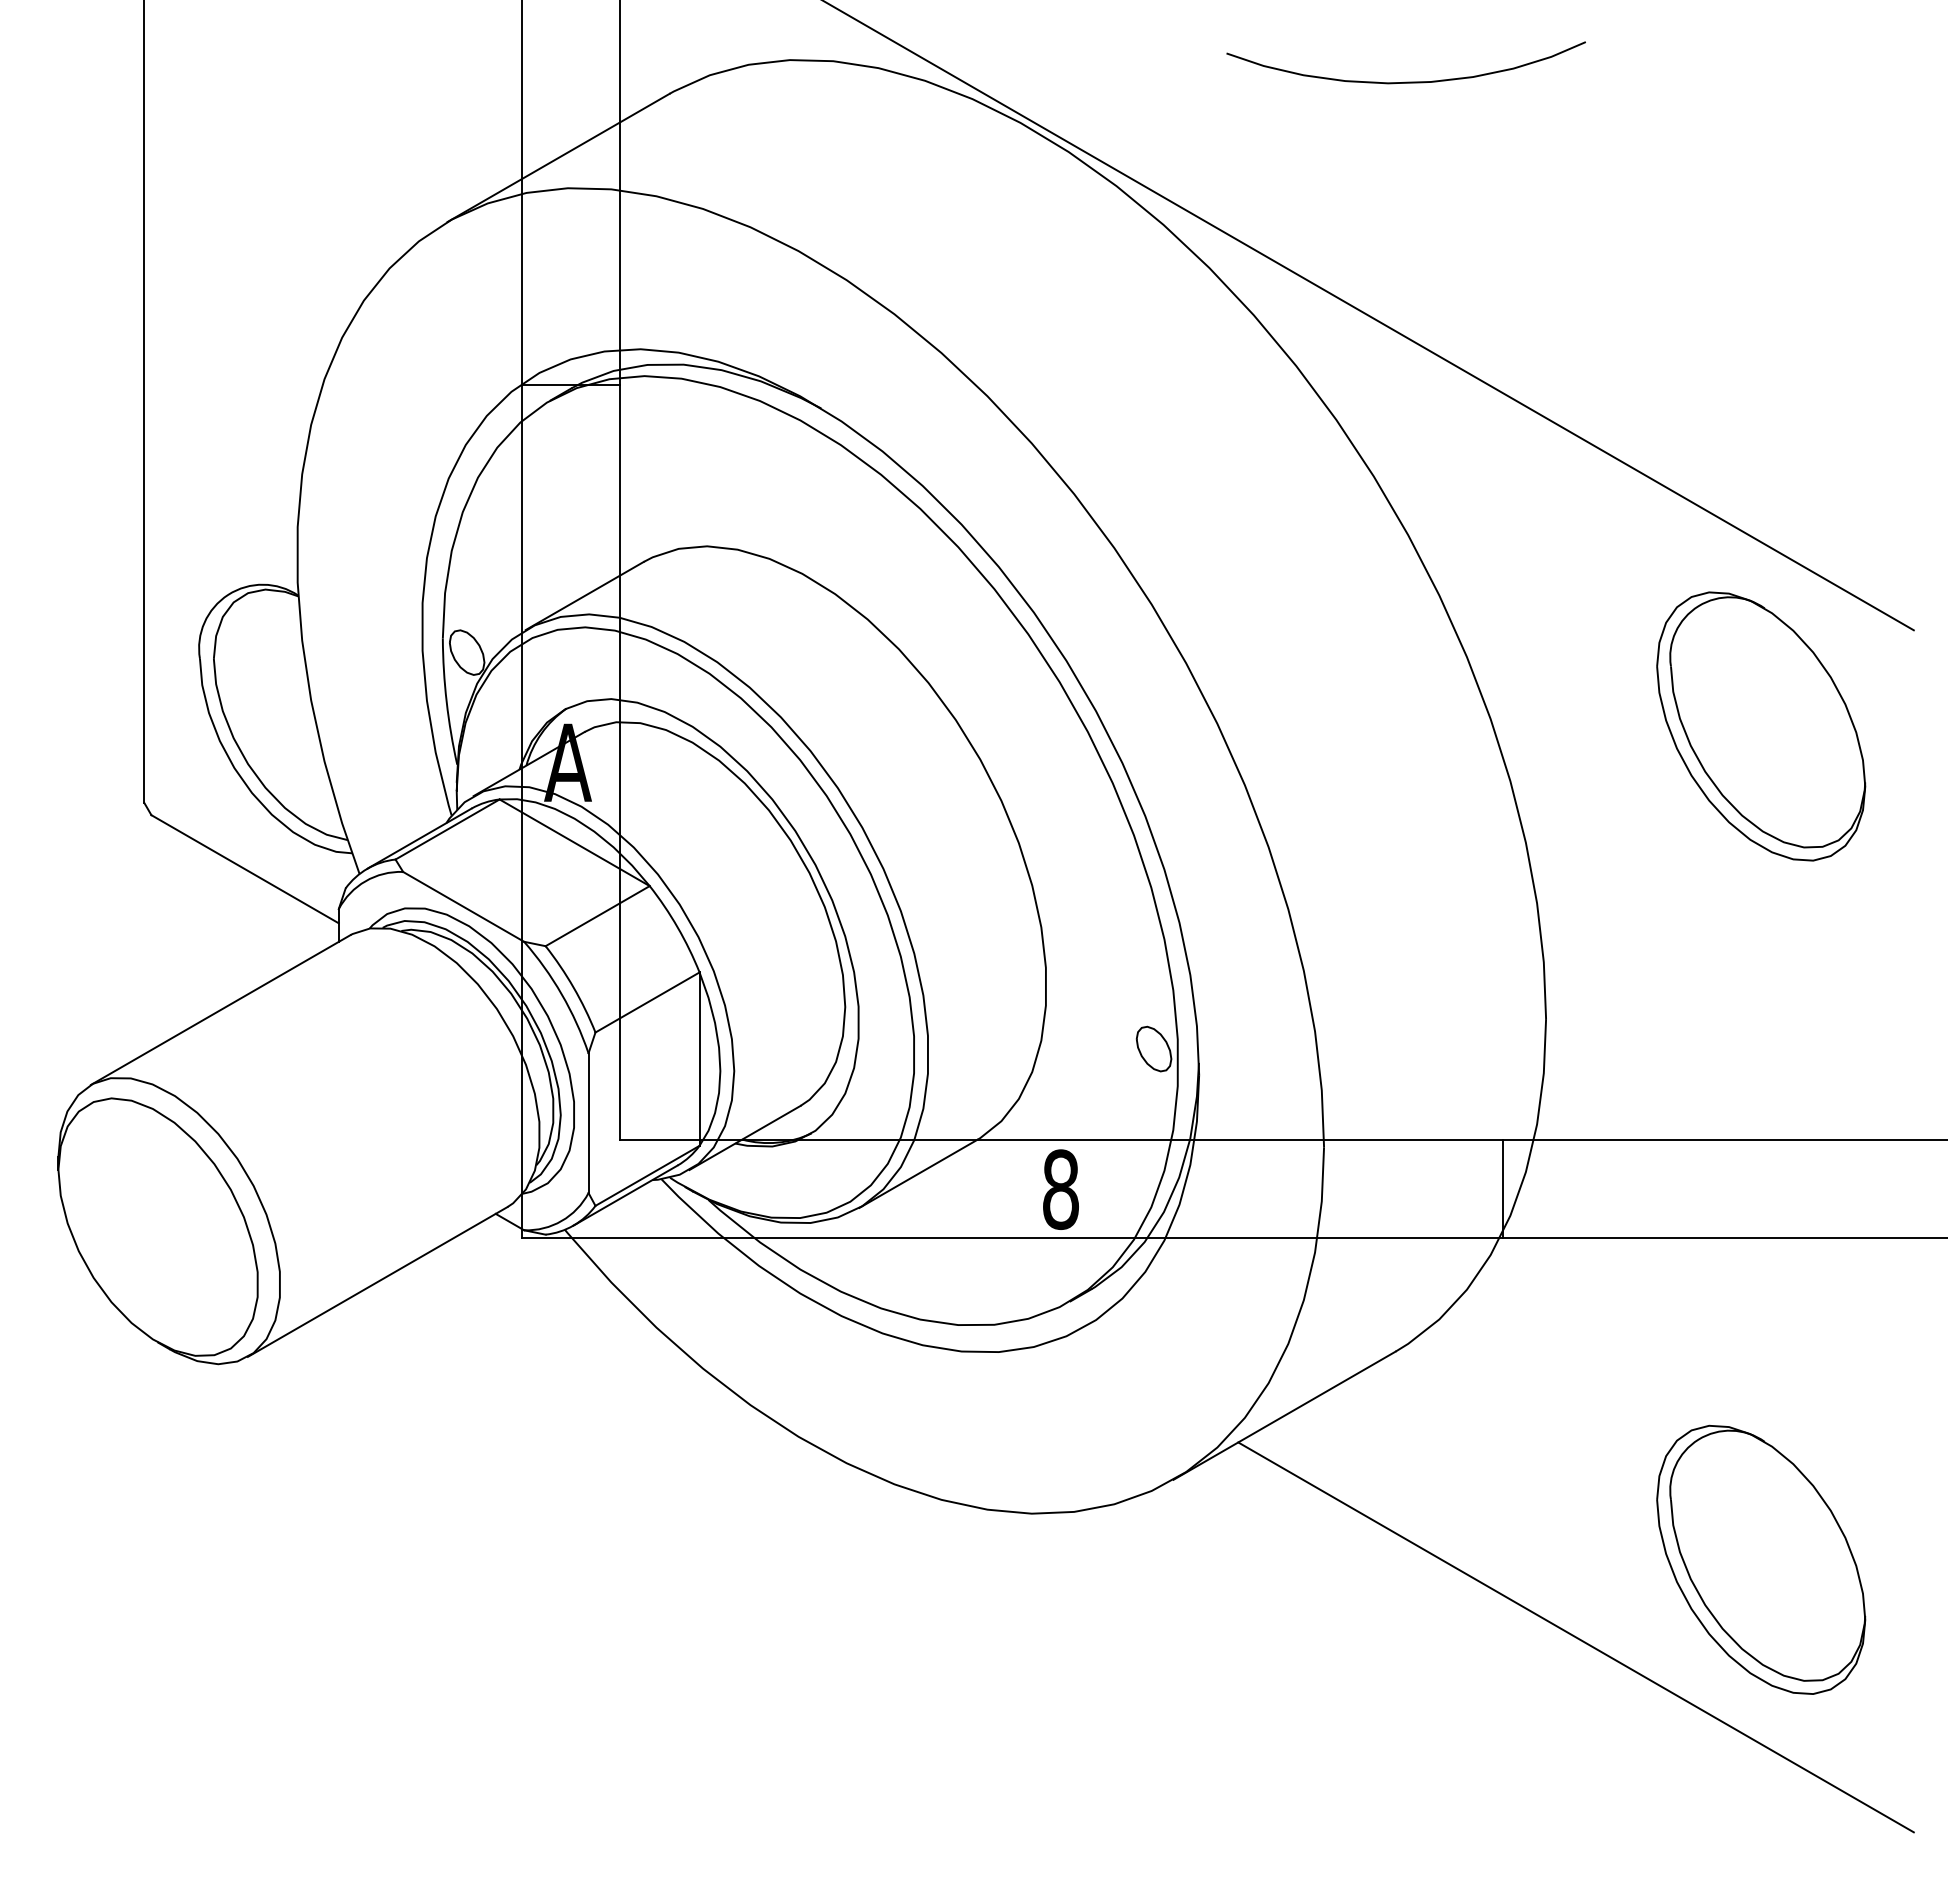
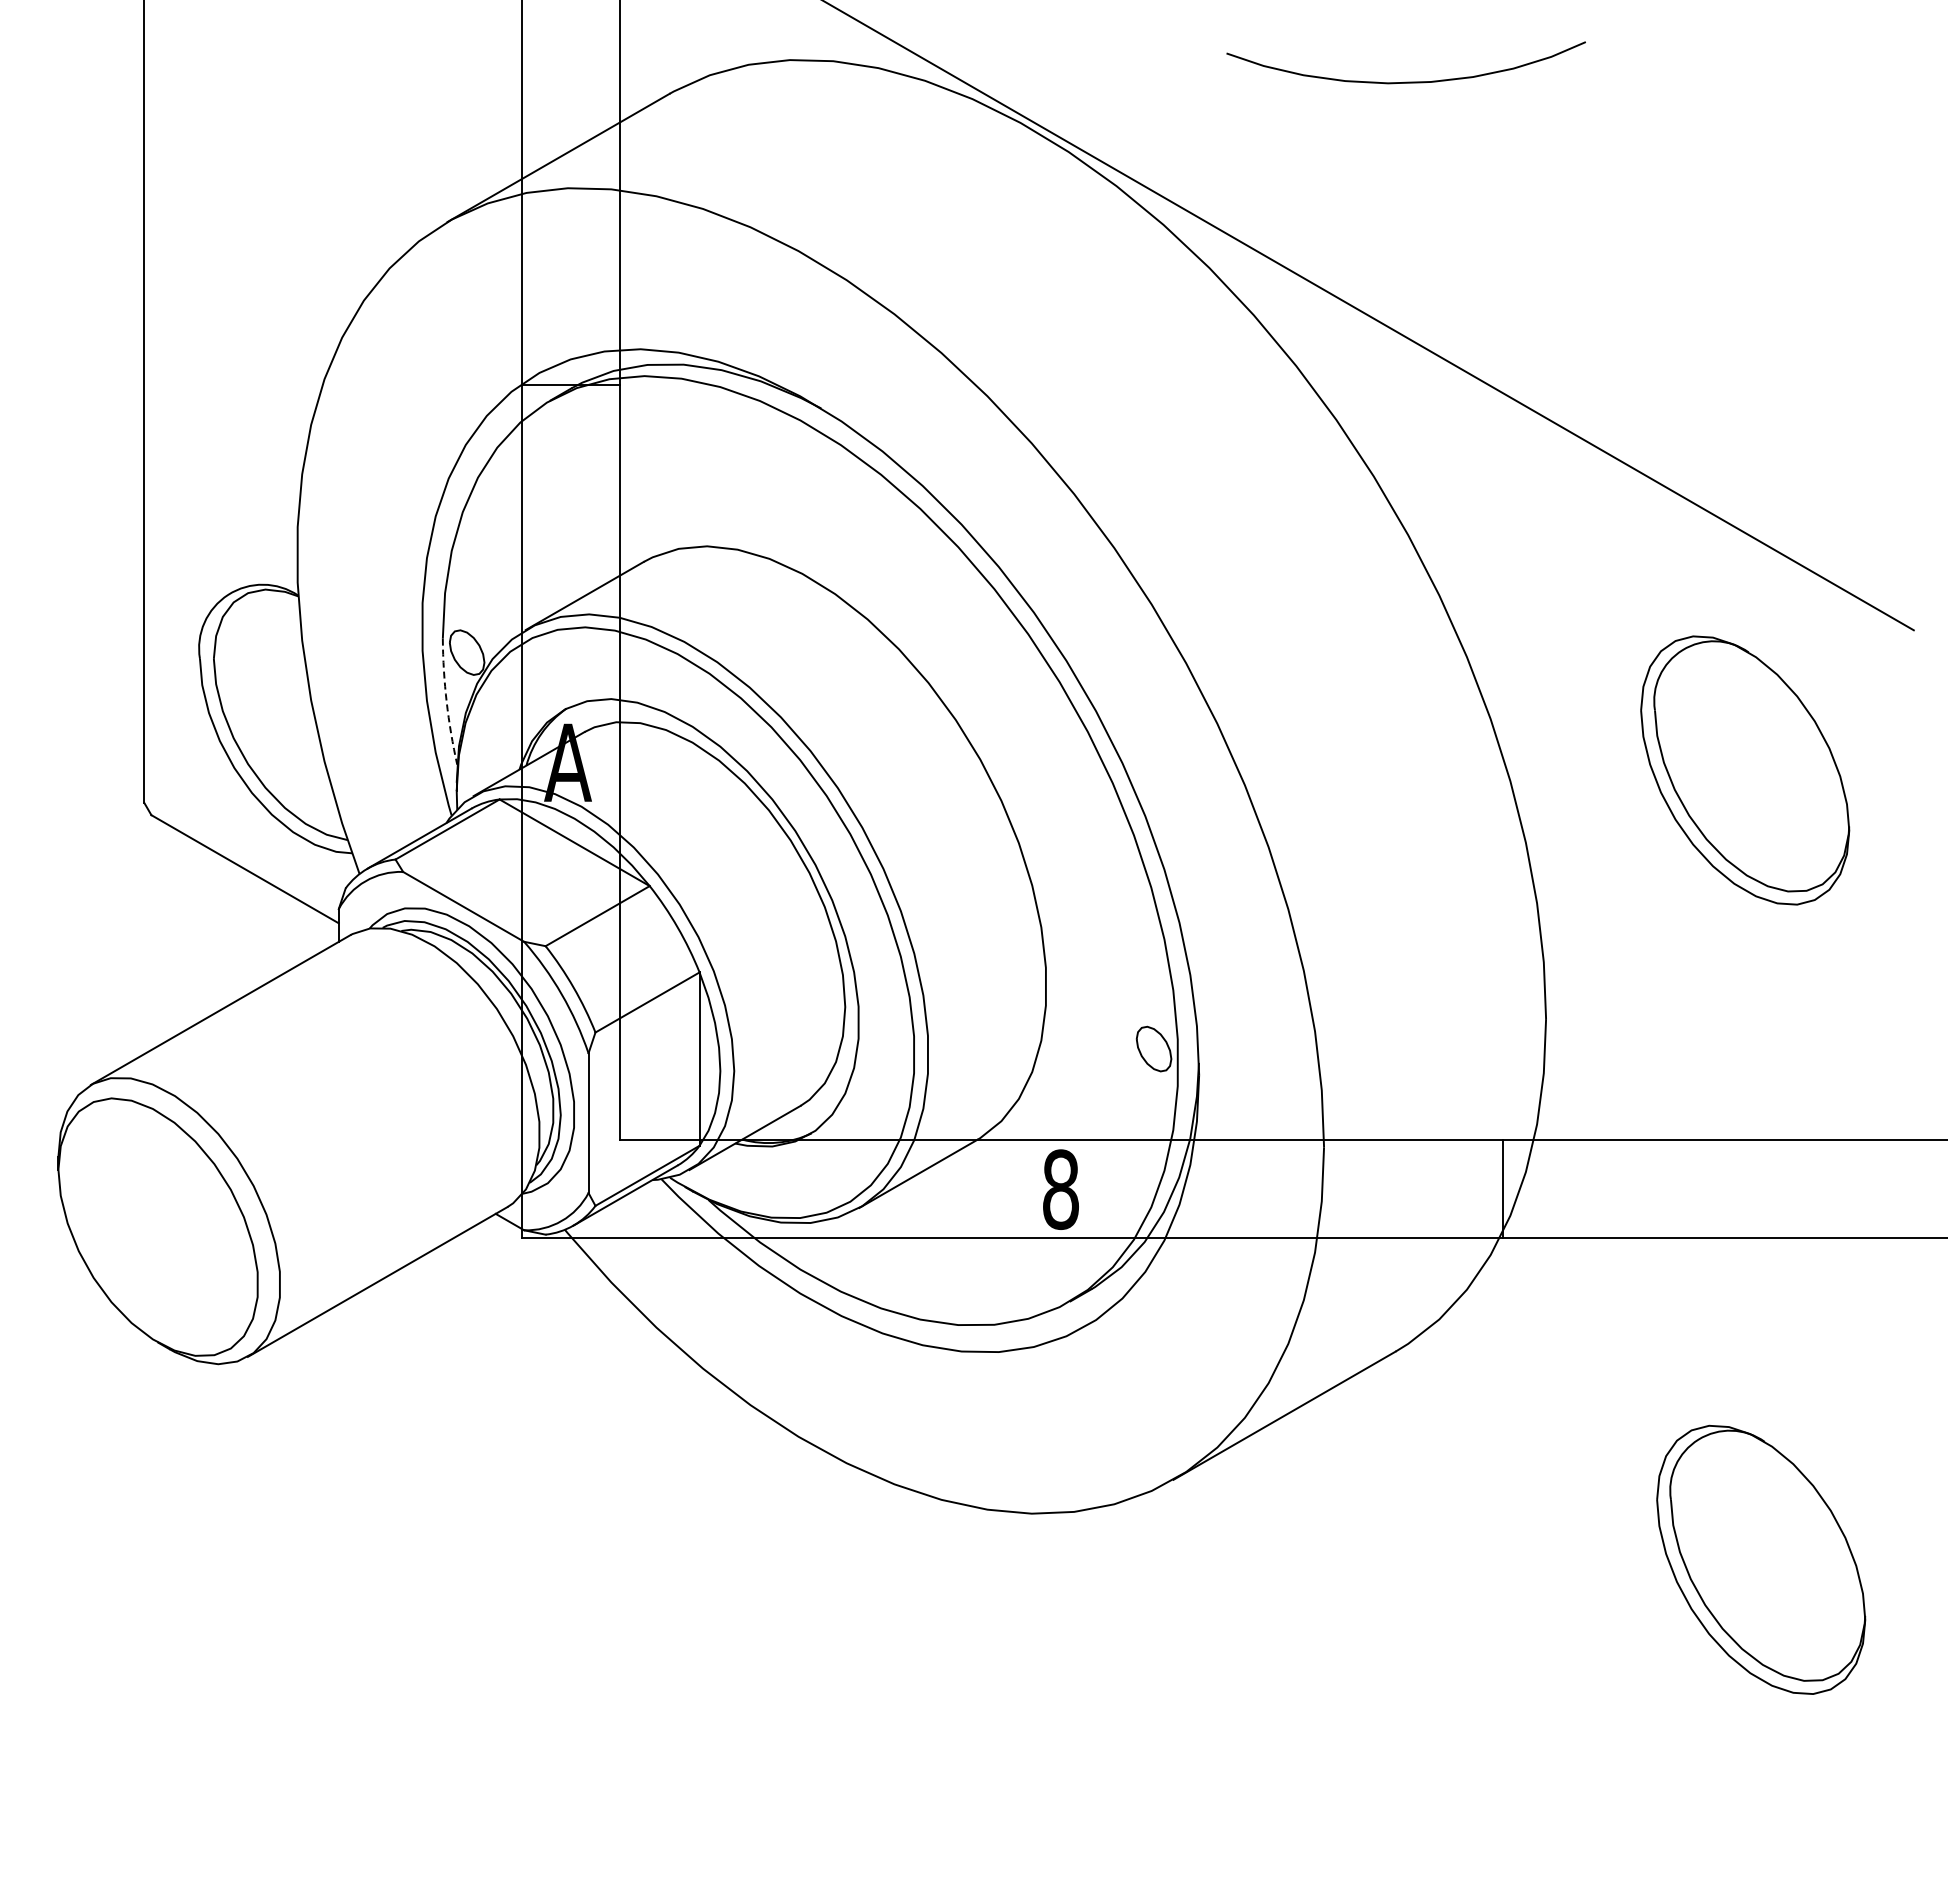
arc: solid -> dashed (446, 702)
part position: (1761, 726) -> (1745, 770) (1745, 770)
line: present -> none (1575, 1637)
